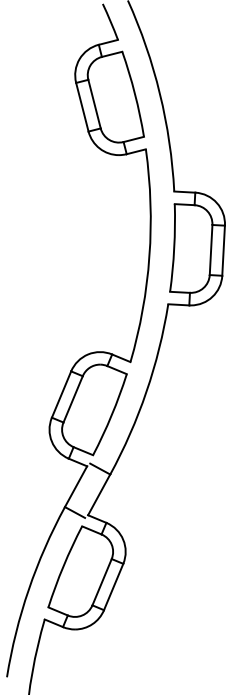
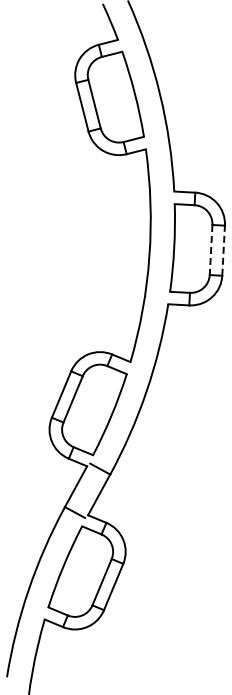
line: solid -> dashed (211, 250)
line: solid -> dashed (223, 250)
